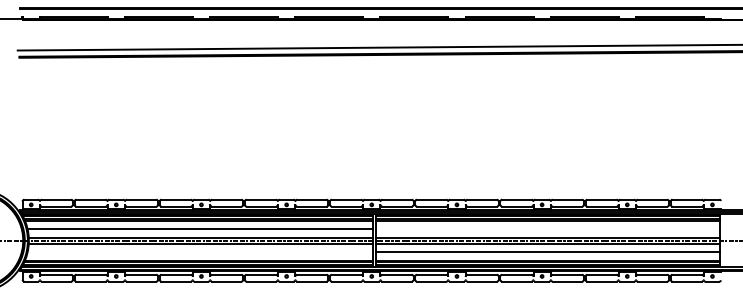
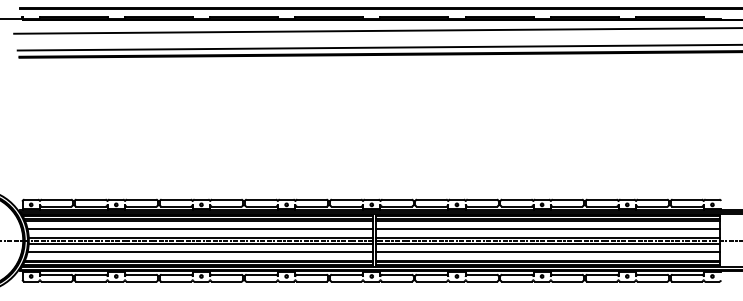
line: none -> present (376, 30)
line: none -> present (548, 228)
line: none -> present (200, 252)
